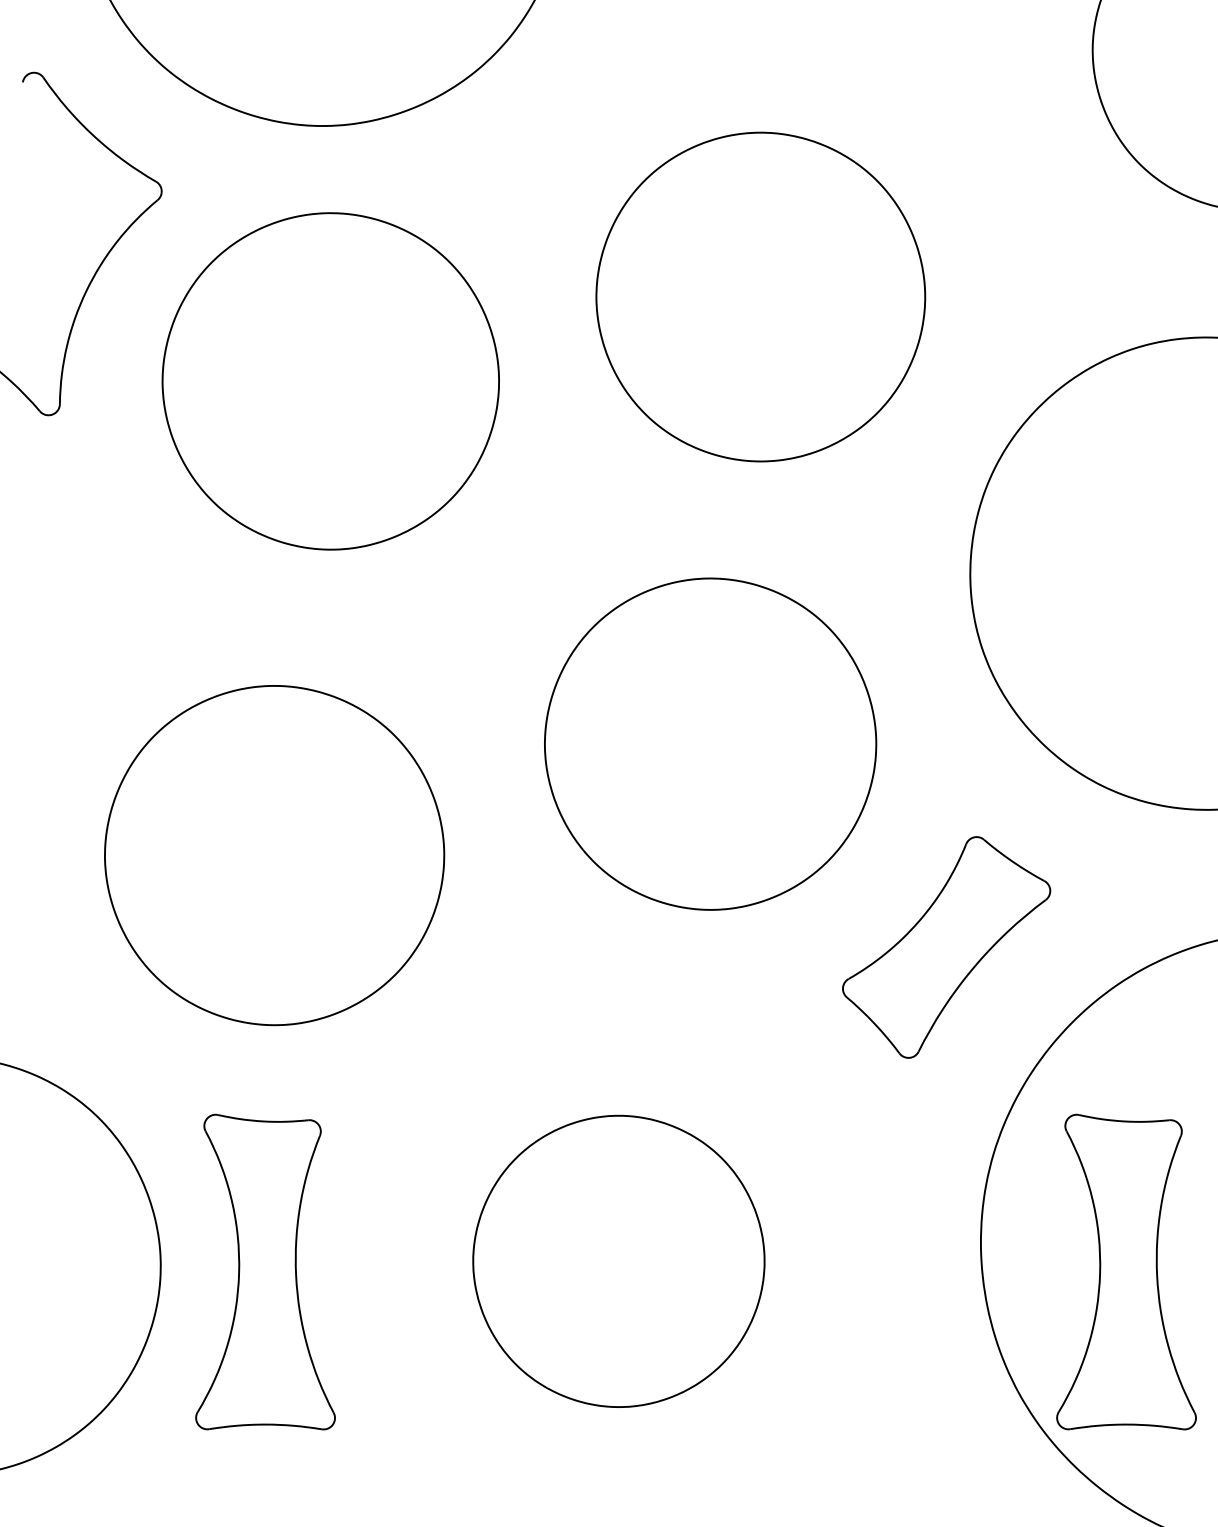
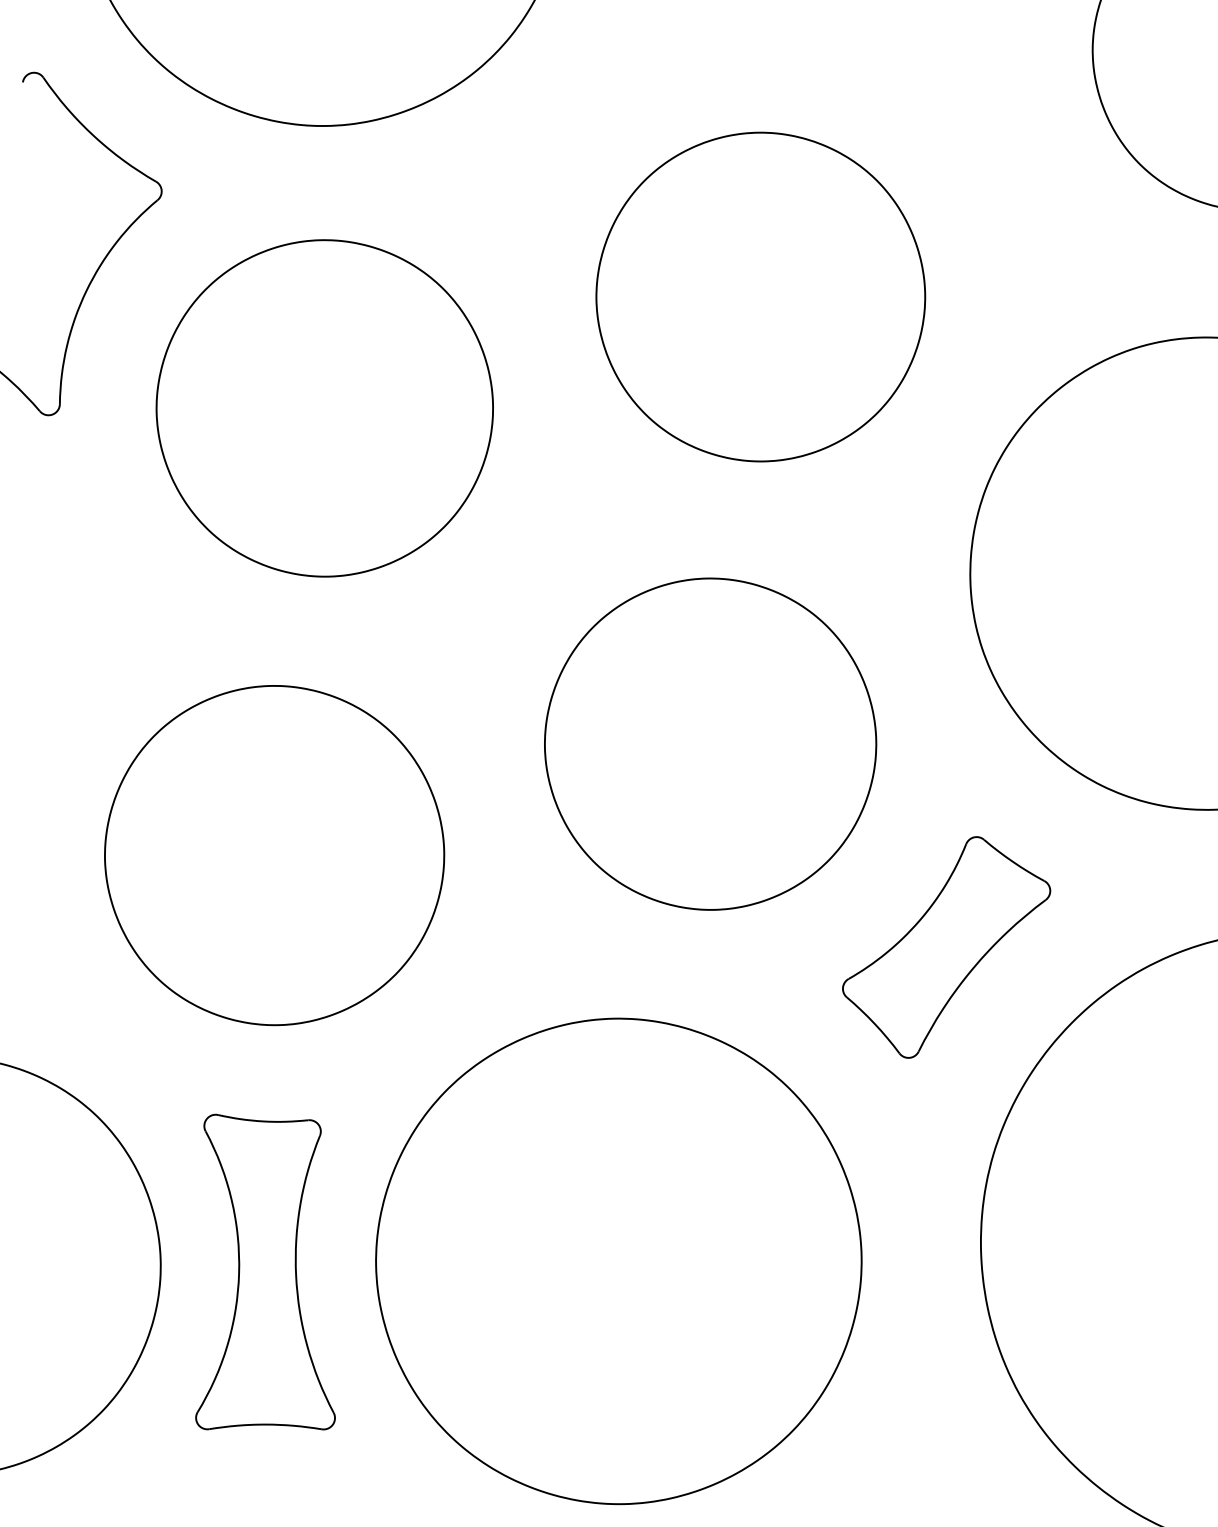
part position: (330, 381) -> (324, 408) (324, 408)
part size: 294x294 px -> 488x489 px (618, 1261)
part: present -> none (1126, 1271)
